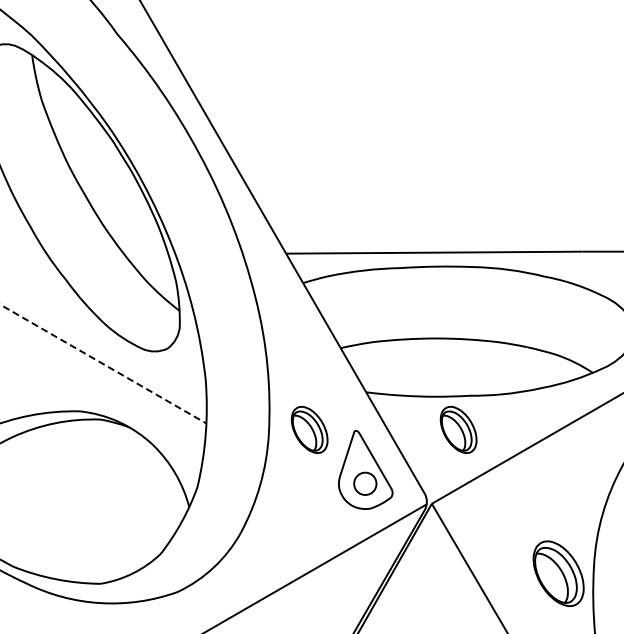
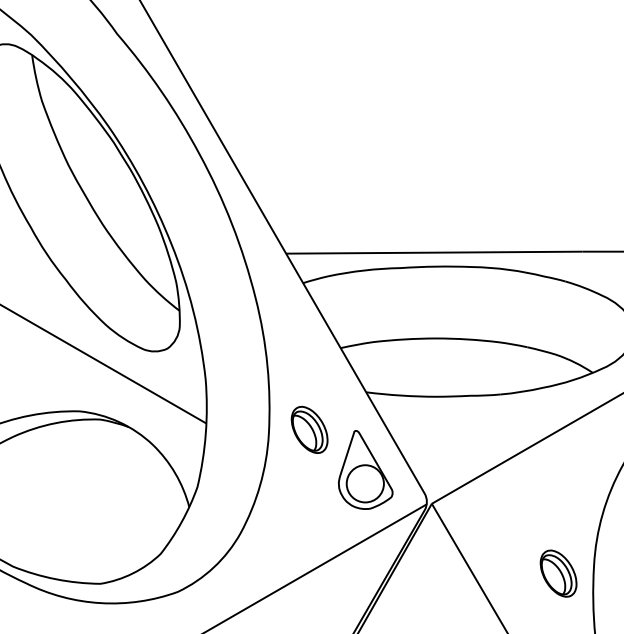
line: dashed -> solid (103, 364)
part: present -> none (458, 429)
circle diameter: 22 px -> 37 px (364, 483)
part size: 53x67 px -> 39x49 px (558, 573)
